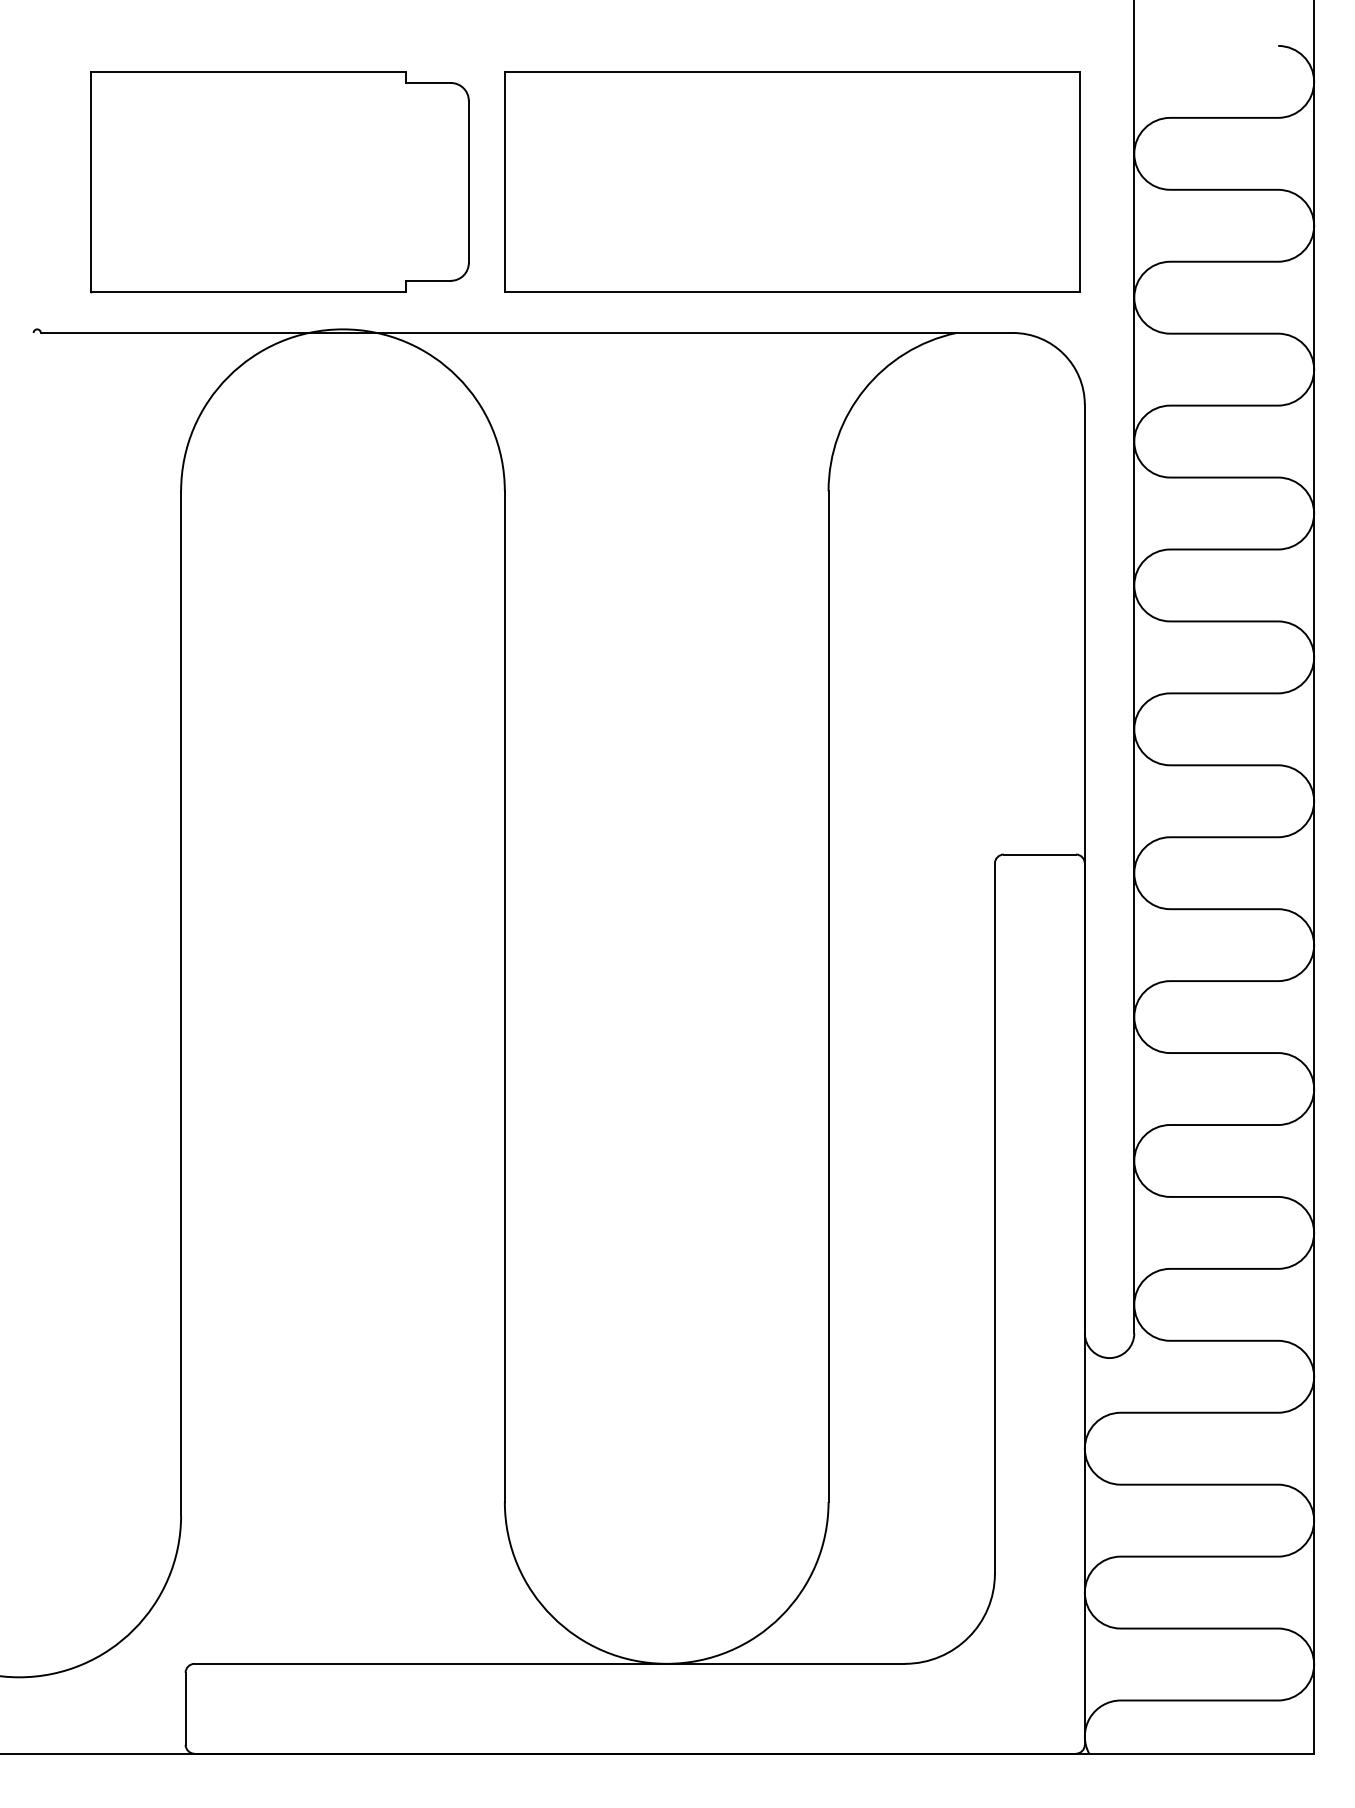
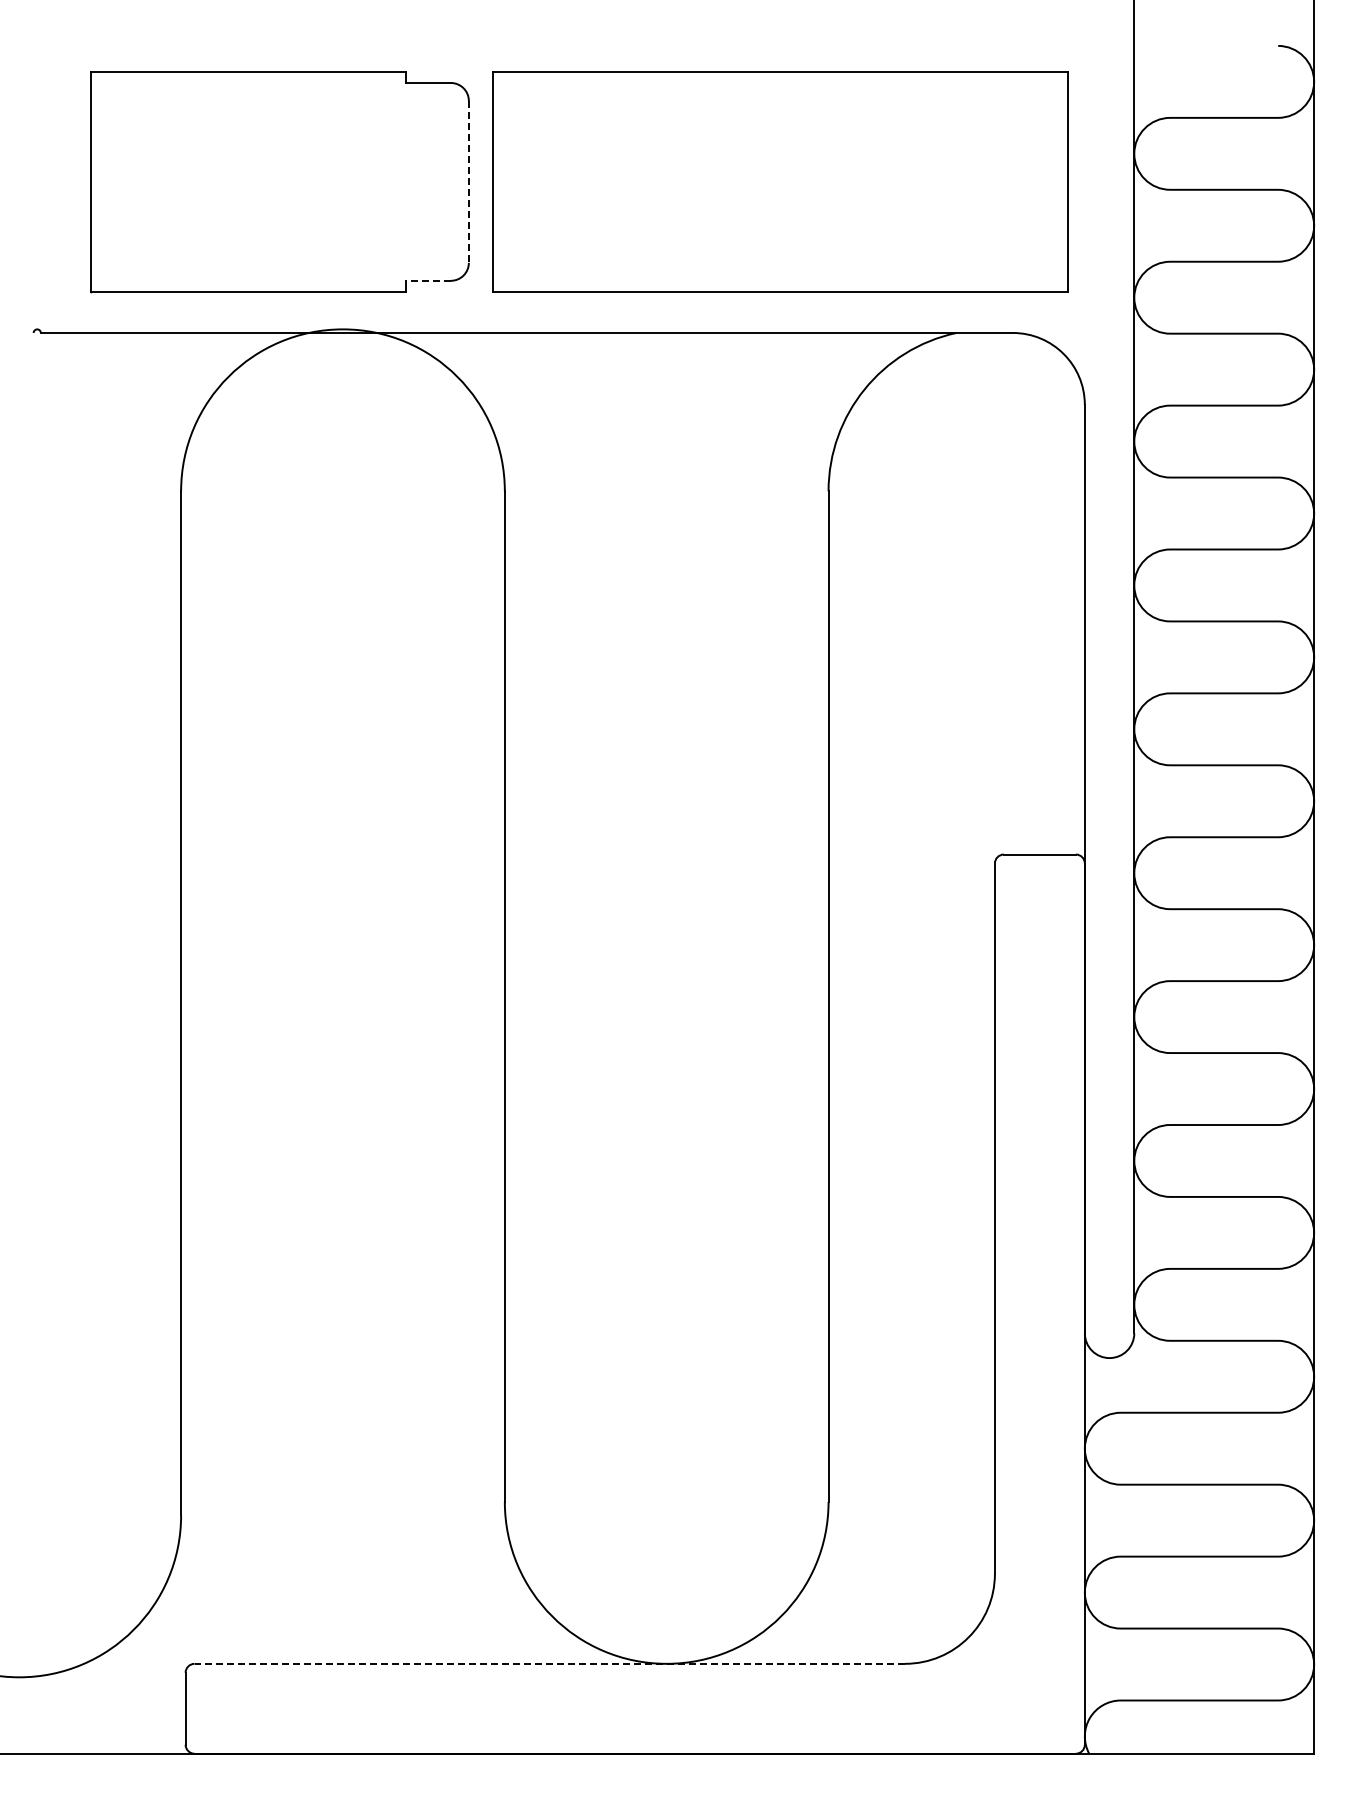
line: solid -> dashed (468, 181)
part position: (792, 181) -> (780, 181) (780, 181)
line: solid -> dashed (427, 280)
line: solid -> dashed (549, 1663)
